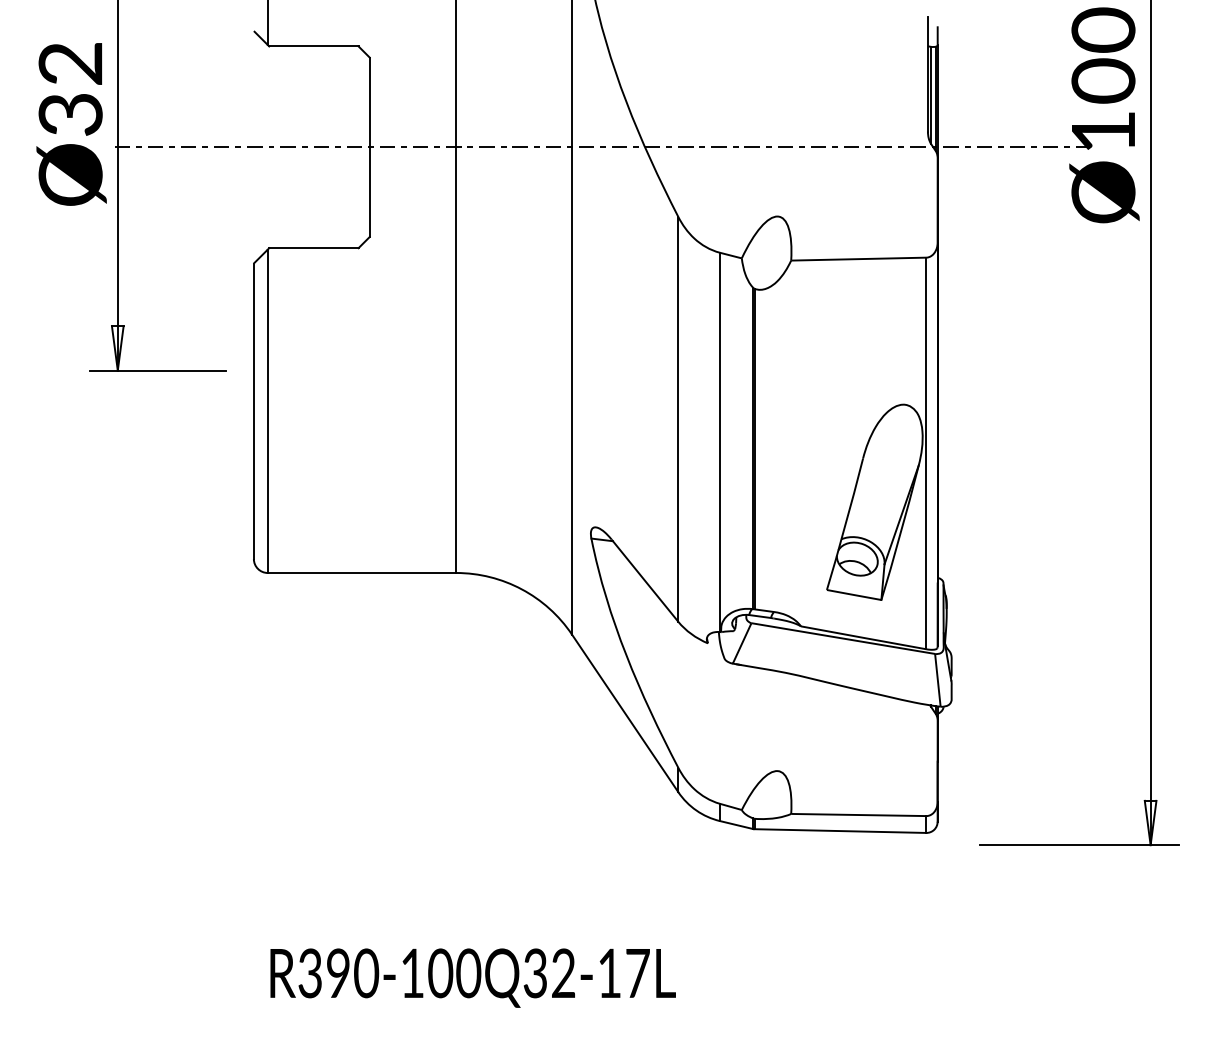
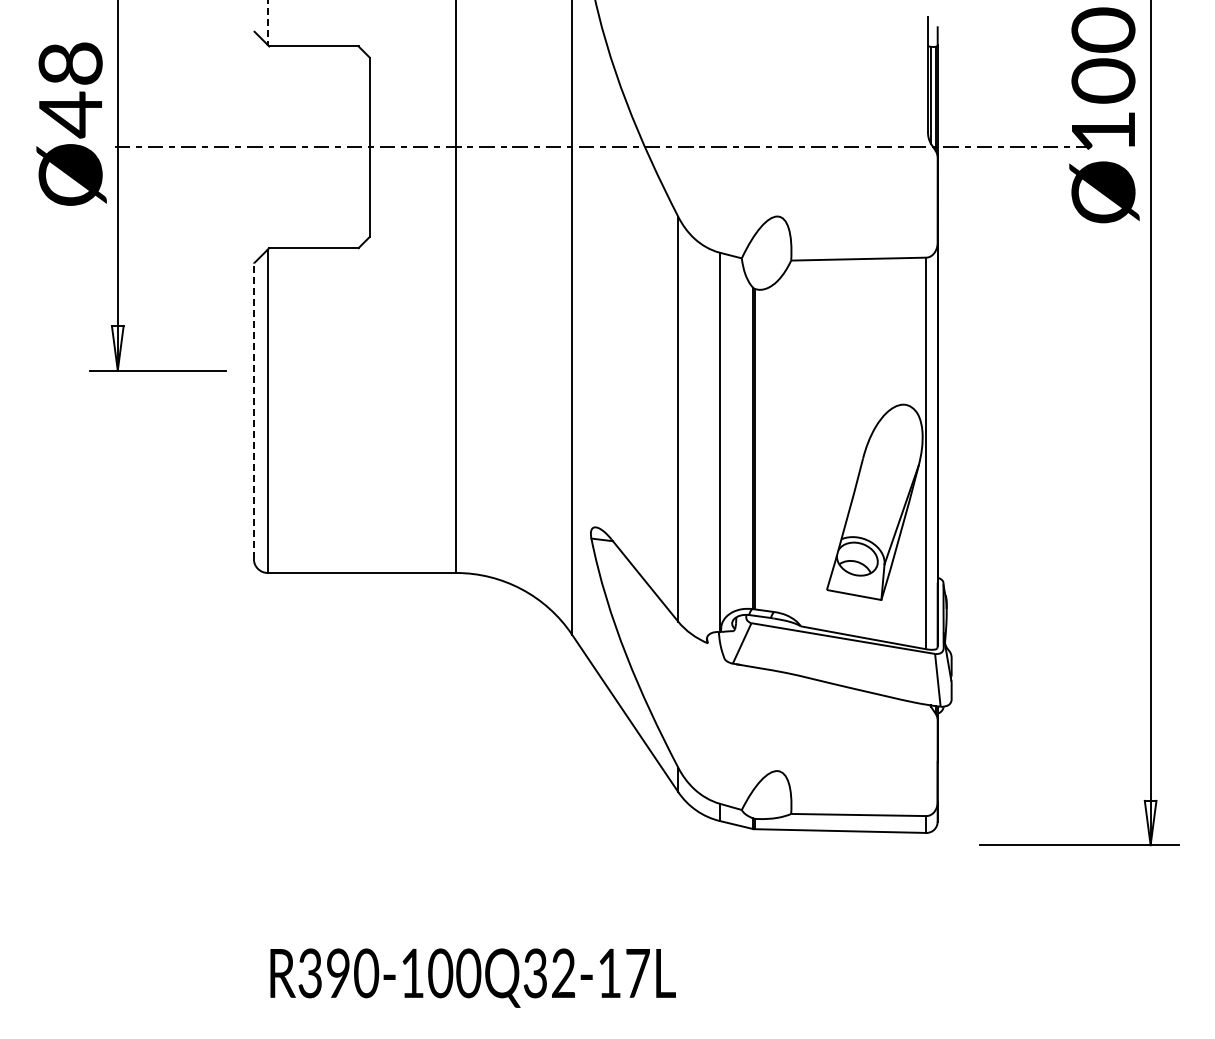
line: solid -> dashed (267, 23)
text: Ø32 -> Ø48 (70, 90)
line: solid -> dashed (253, 411)
